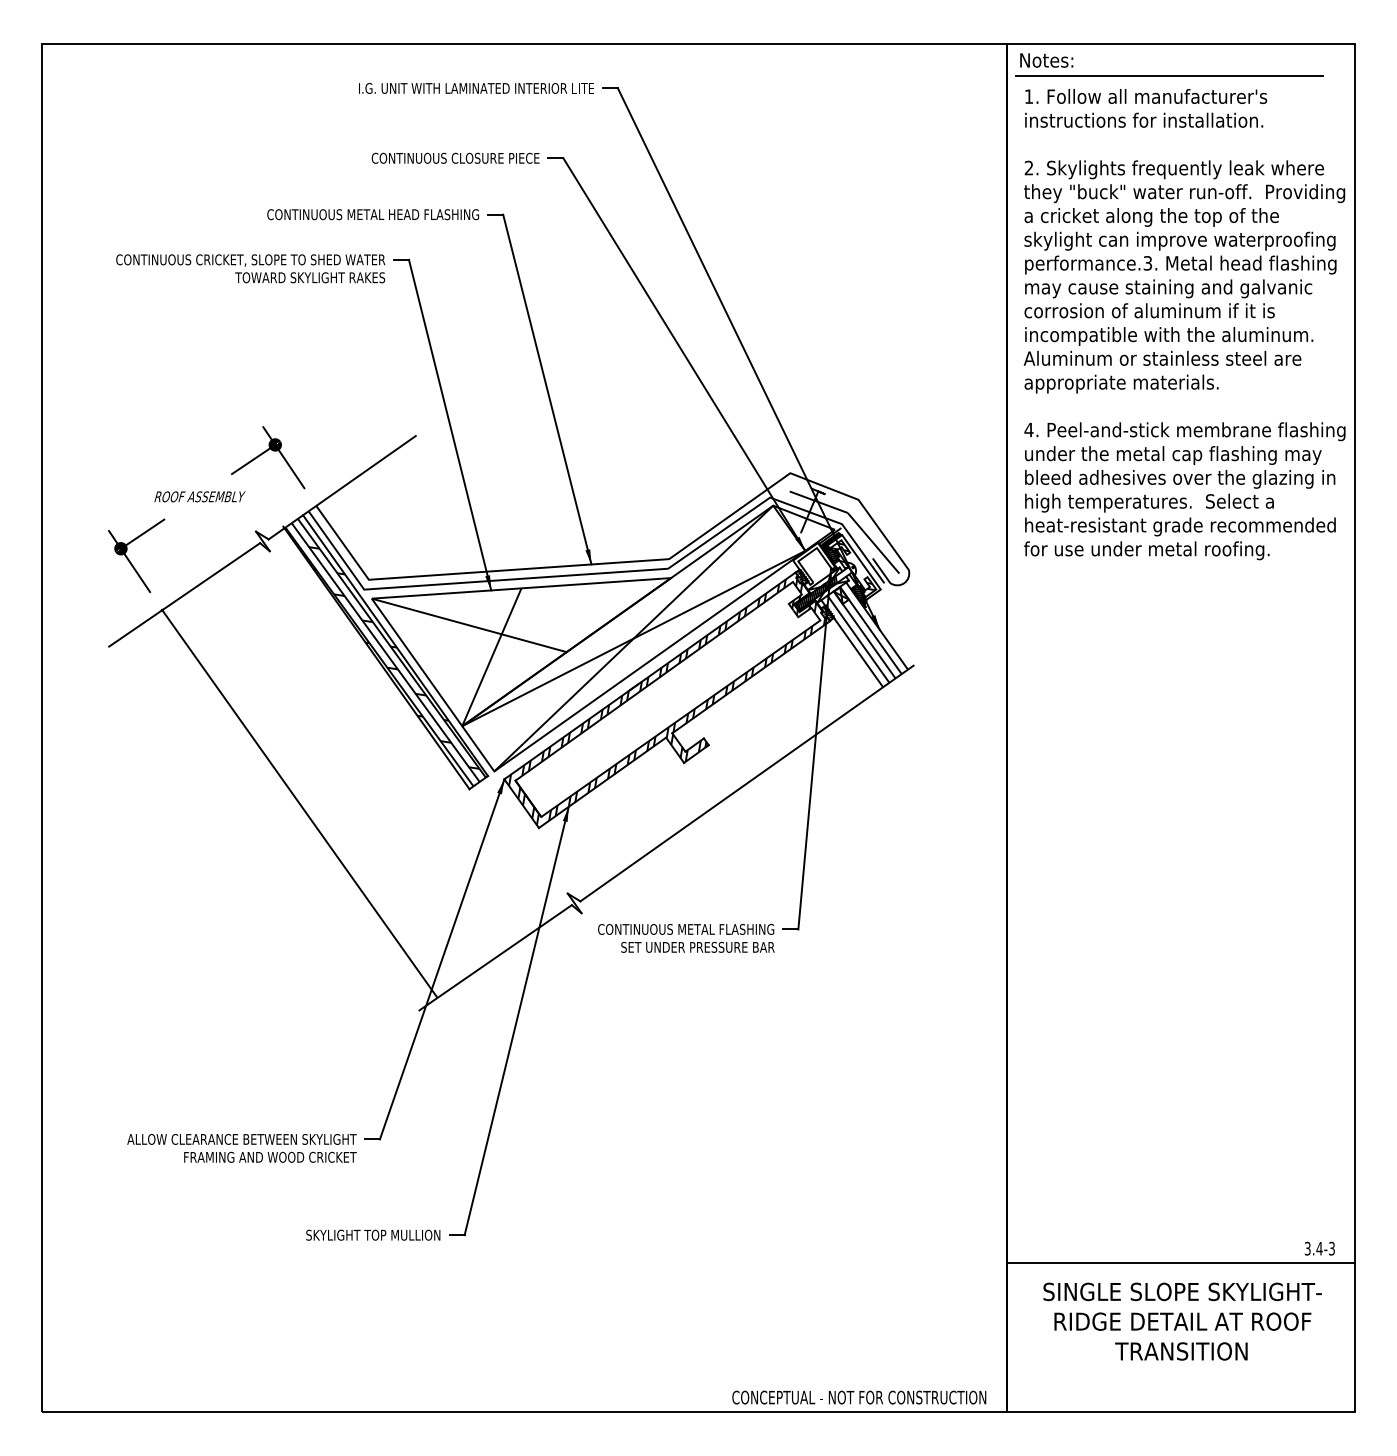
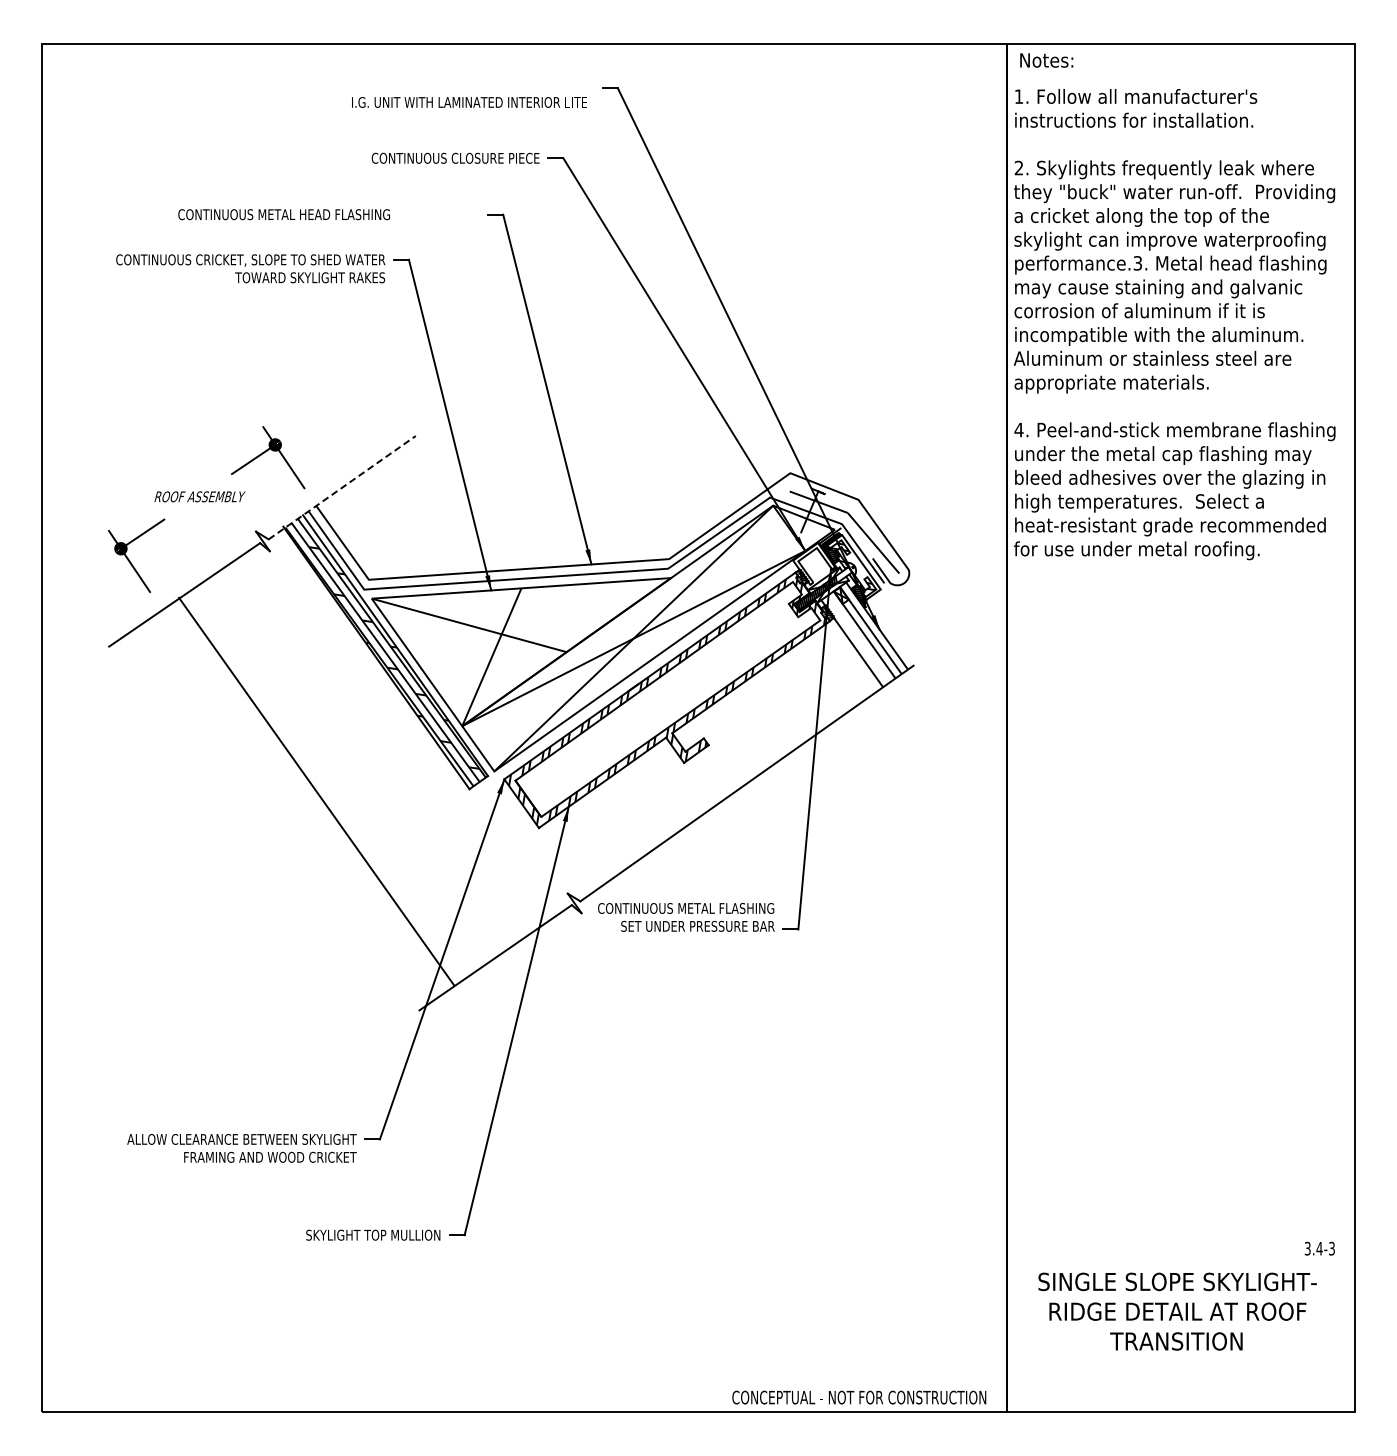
line: present -> none (1169, 75)
text position: (476, 88) -> (469, 102) (469, 102)
text position: (373, 214) -> (284, 214) (284, 214)
text position: (1184, 324) -> (1174, 324) (1174, 324)
line: solid -> dashed (342, 487)
line: present -> none (857, 638)
line position: (299, 802) -> (316, 790) (316, 790)
text position: (686, 938) -> (686, 917) (686, 917)
line: present -> none (1180, 1263)
text position: (1182, 1321) -> (1177, 1311) (1177, 1311)
